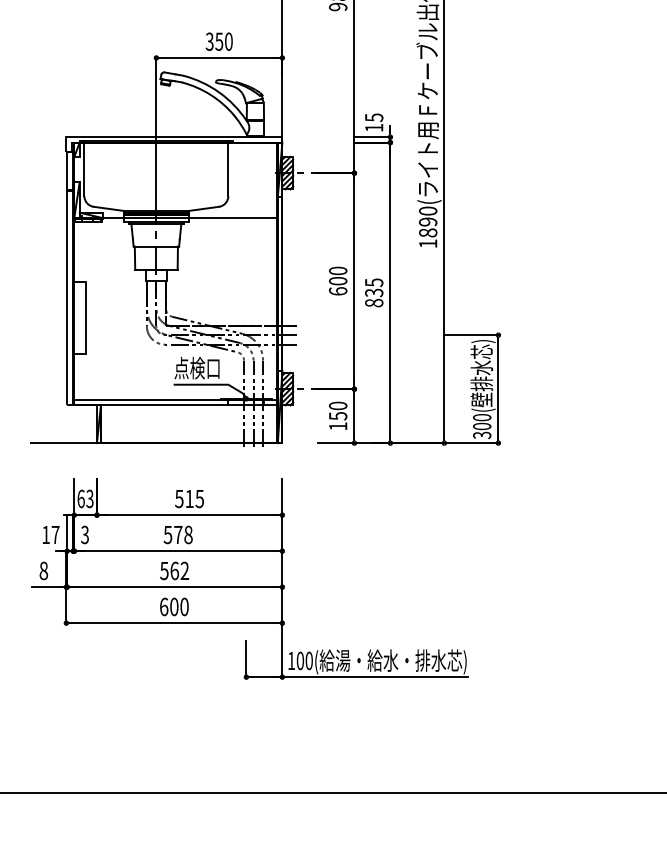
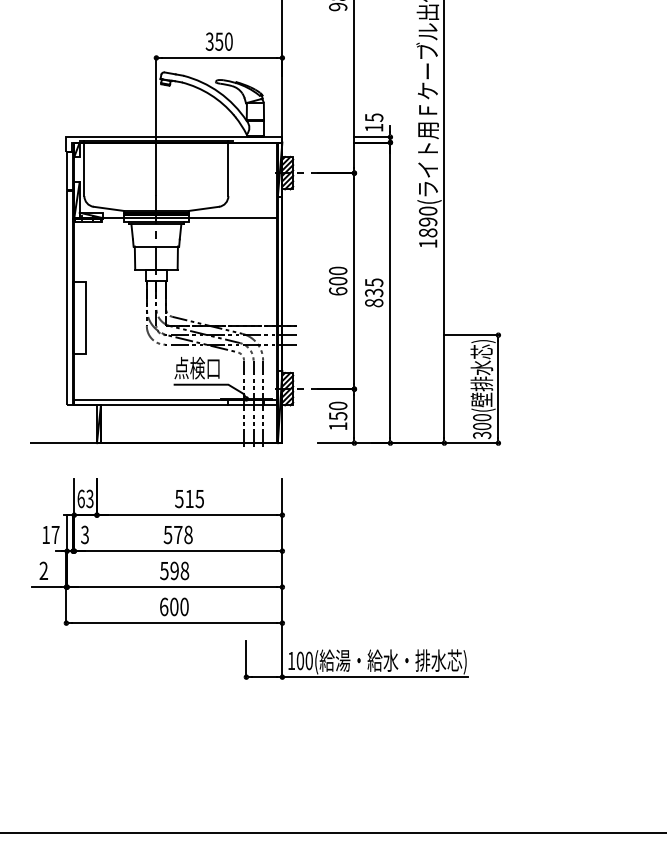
text: 8 -> 2 (43, 570)
text: 562 -> 598 (179, 570)
line position: (332, 793) -> (332, 833) (332, 833)
